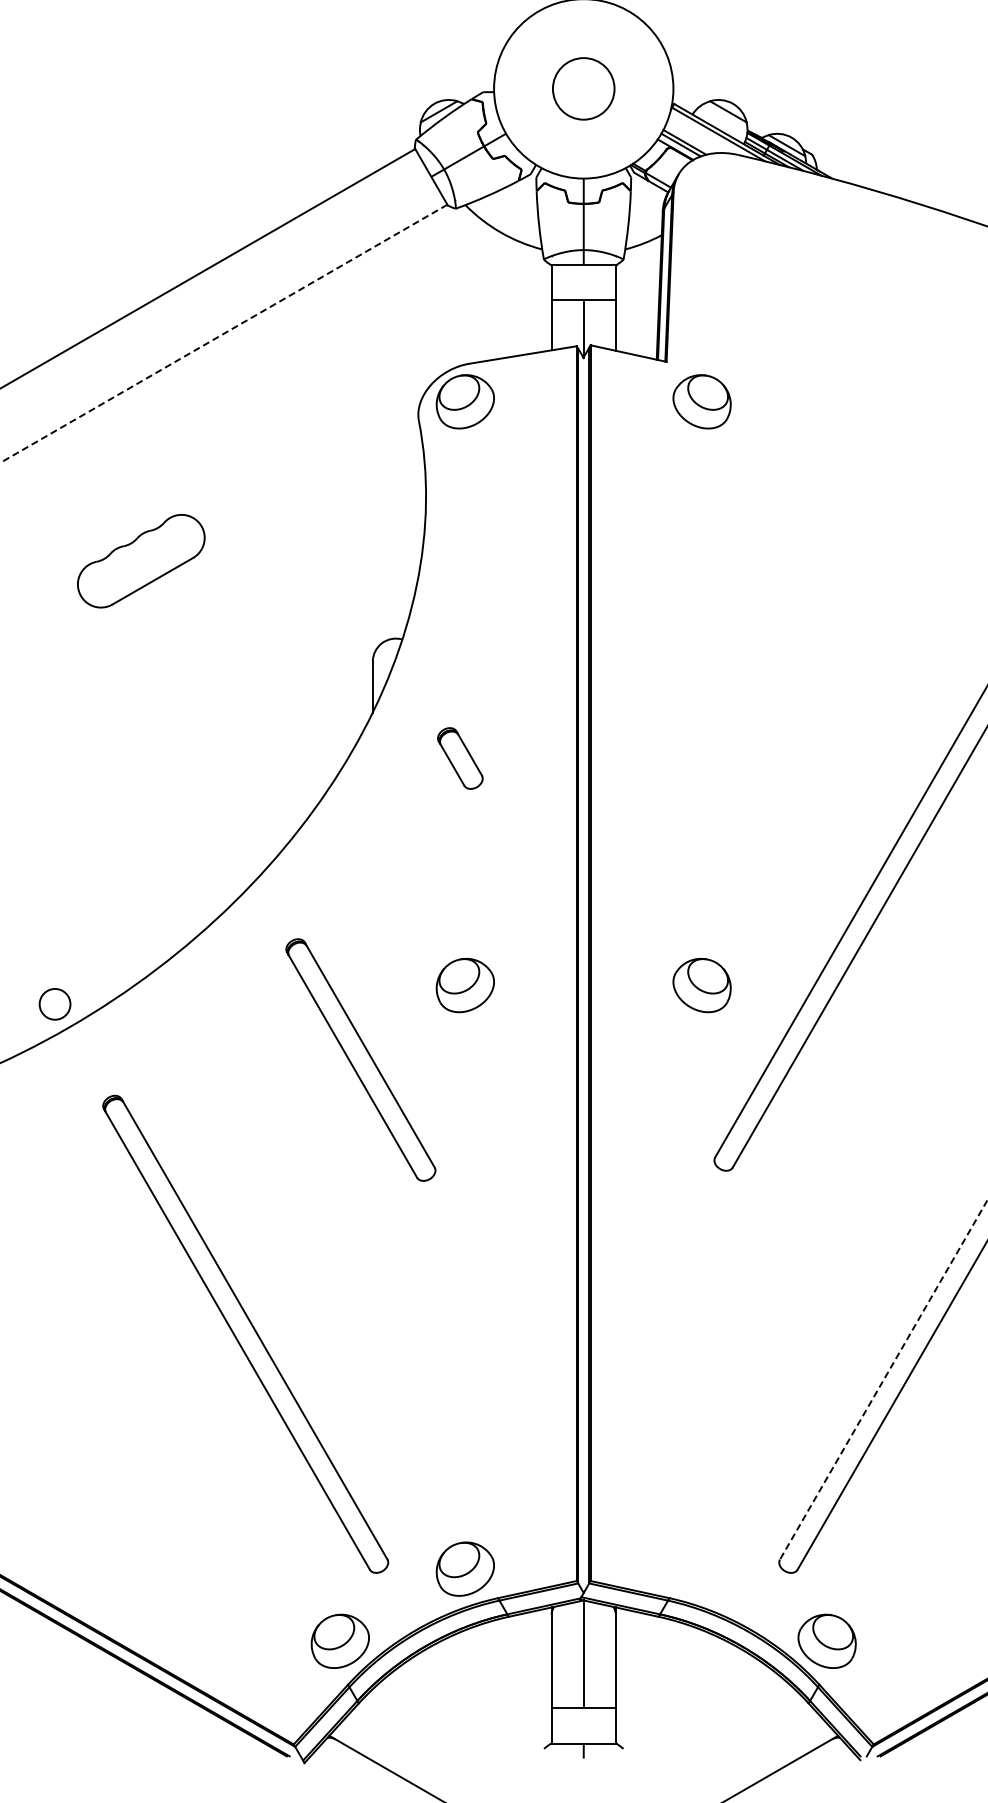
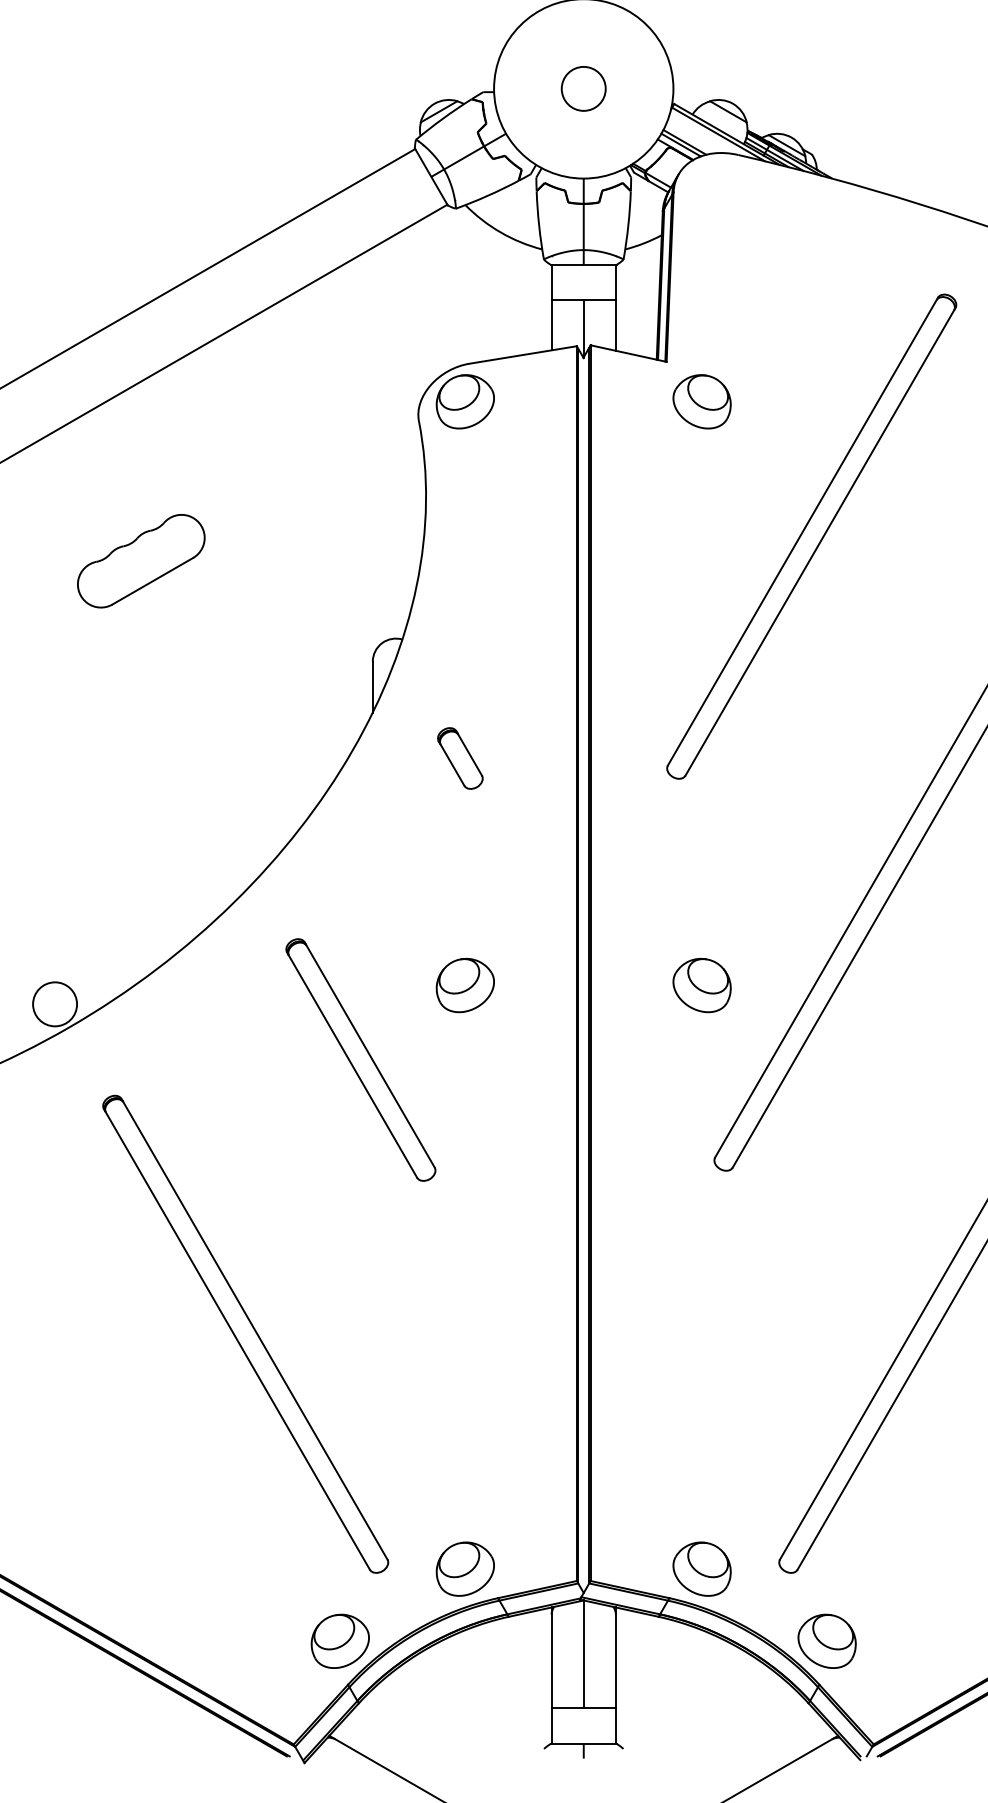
circle diameter: 62 px -> 44 px (583, 88)
line: dashed -> solid (224, 333)
part: none -> present (811, 536)
circle diameter: 31 px -> 44 px (55, 1004)
line: dashed -> solid (883, 1379)
part: none -> present (701, 1568)
